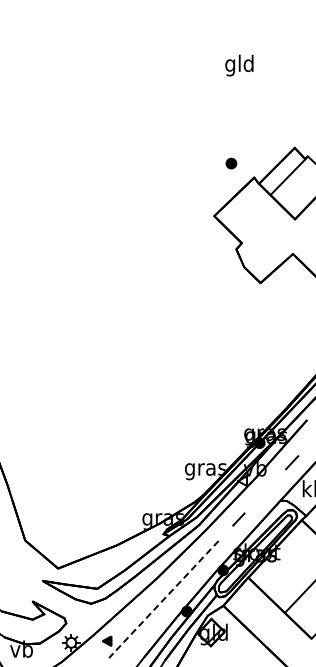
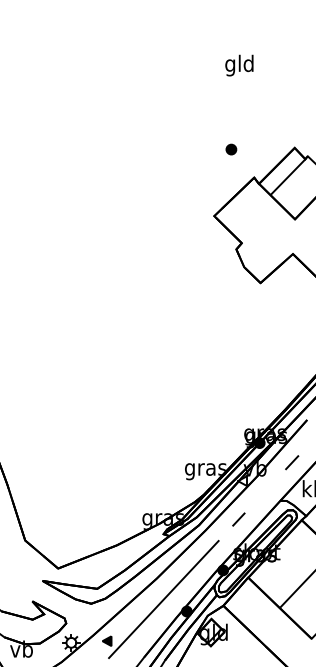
part position: (231, 163) -> (231, 149) (231, 149)
line position: (298, 597) -> (296, 590) (296, 590)
line: dashed -> solid (163, 599)
